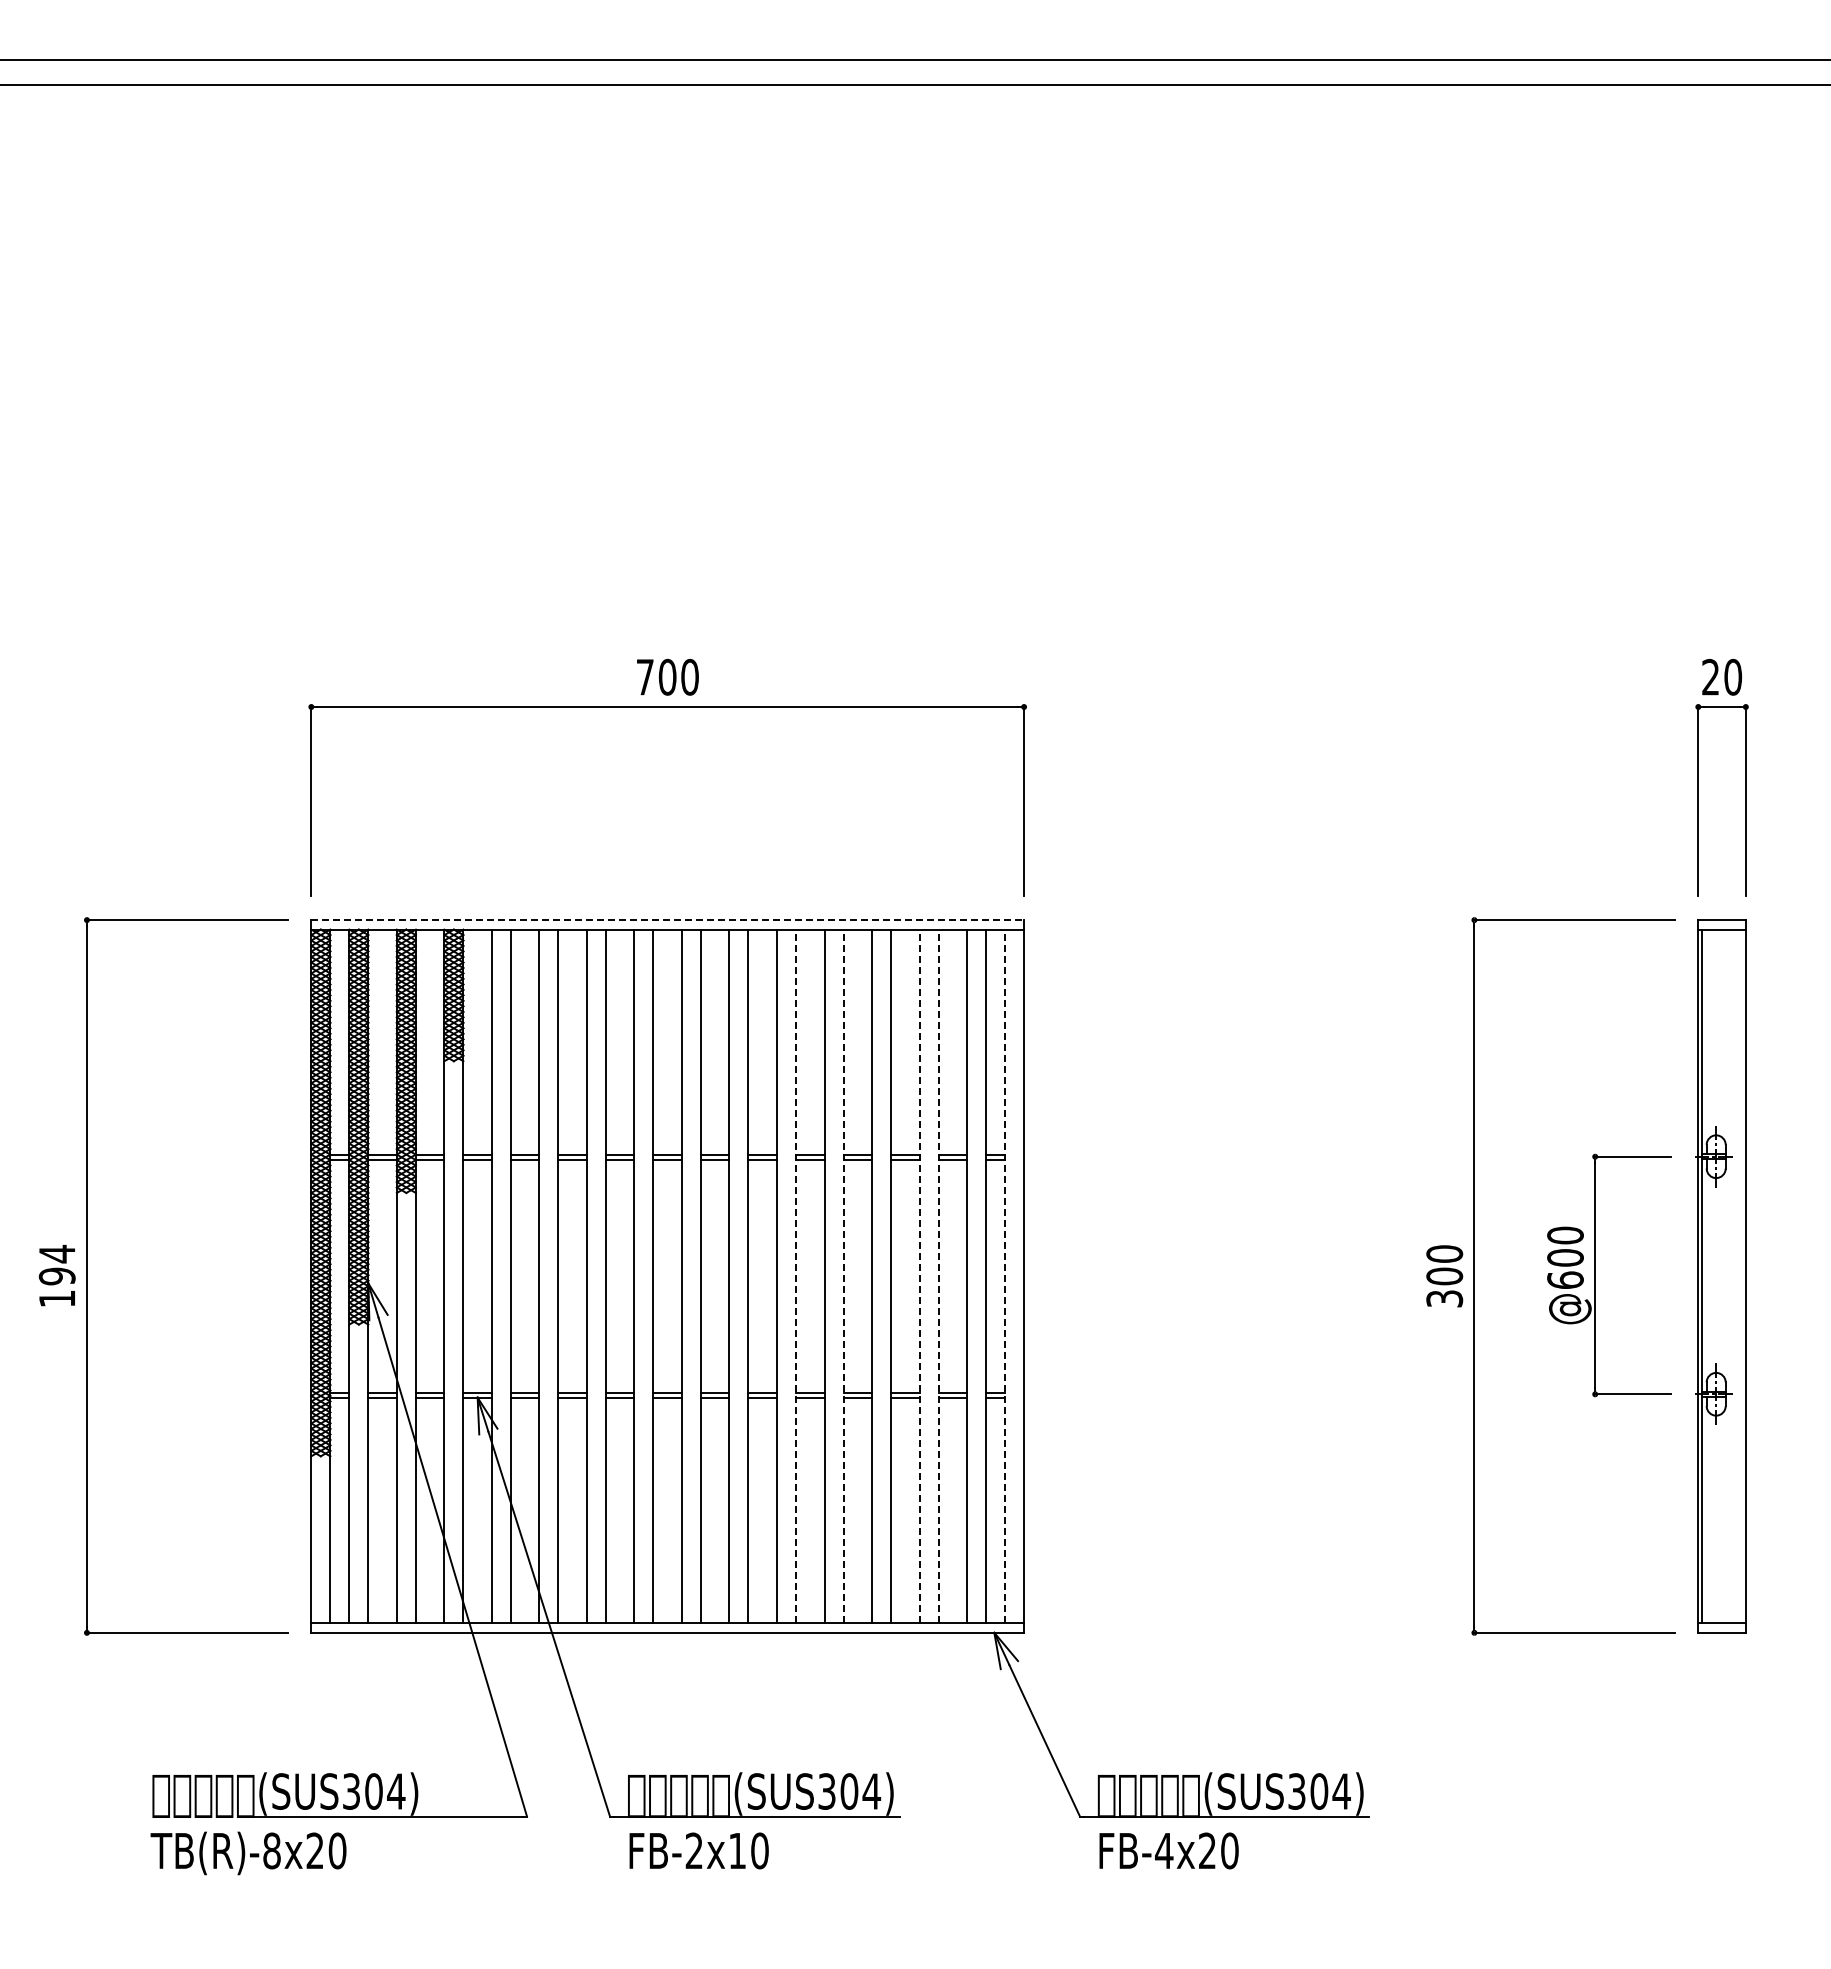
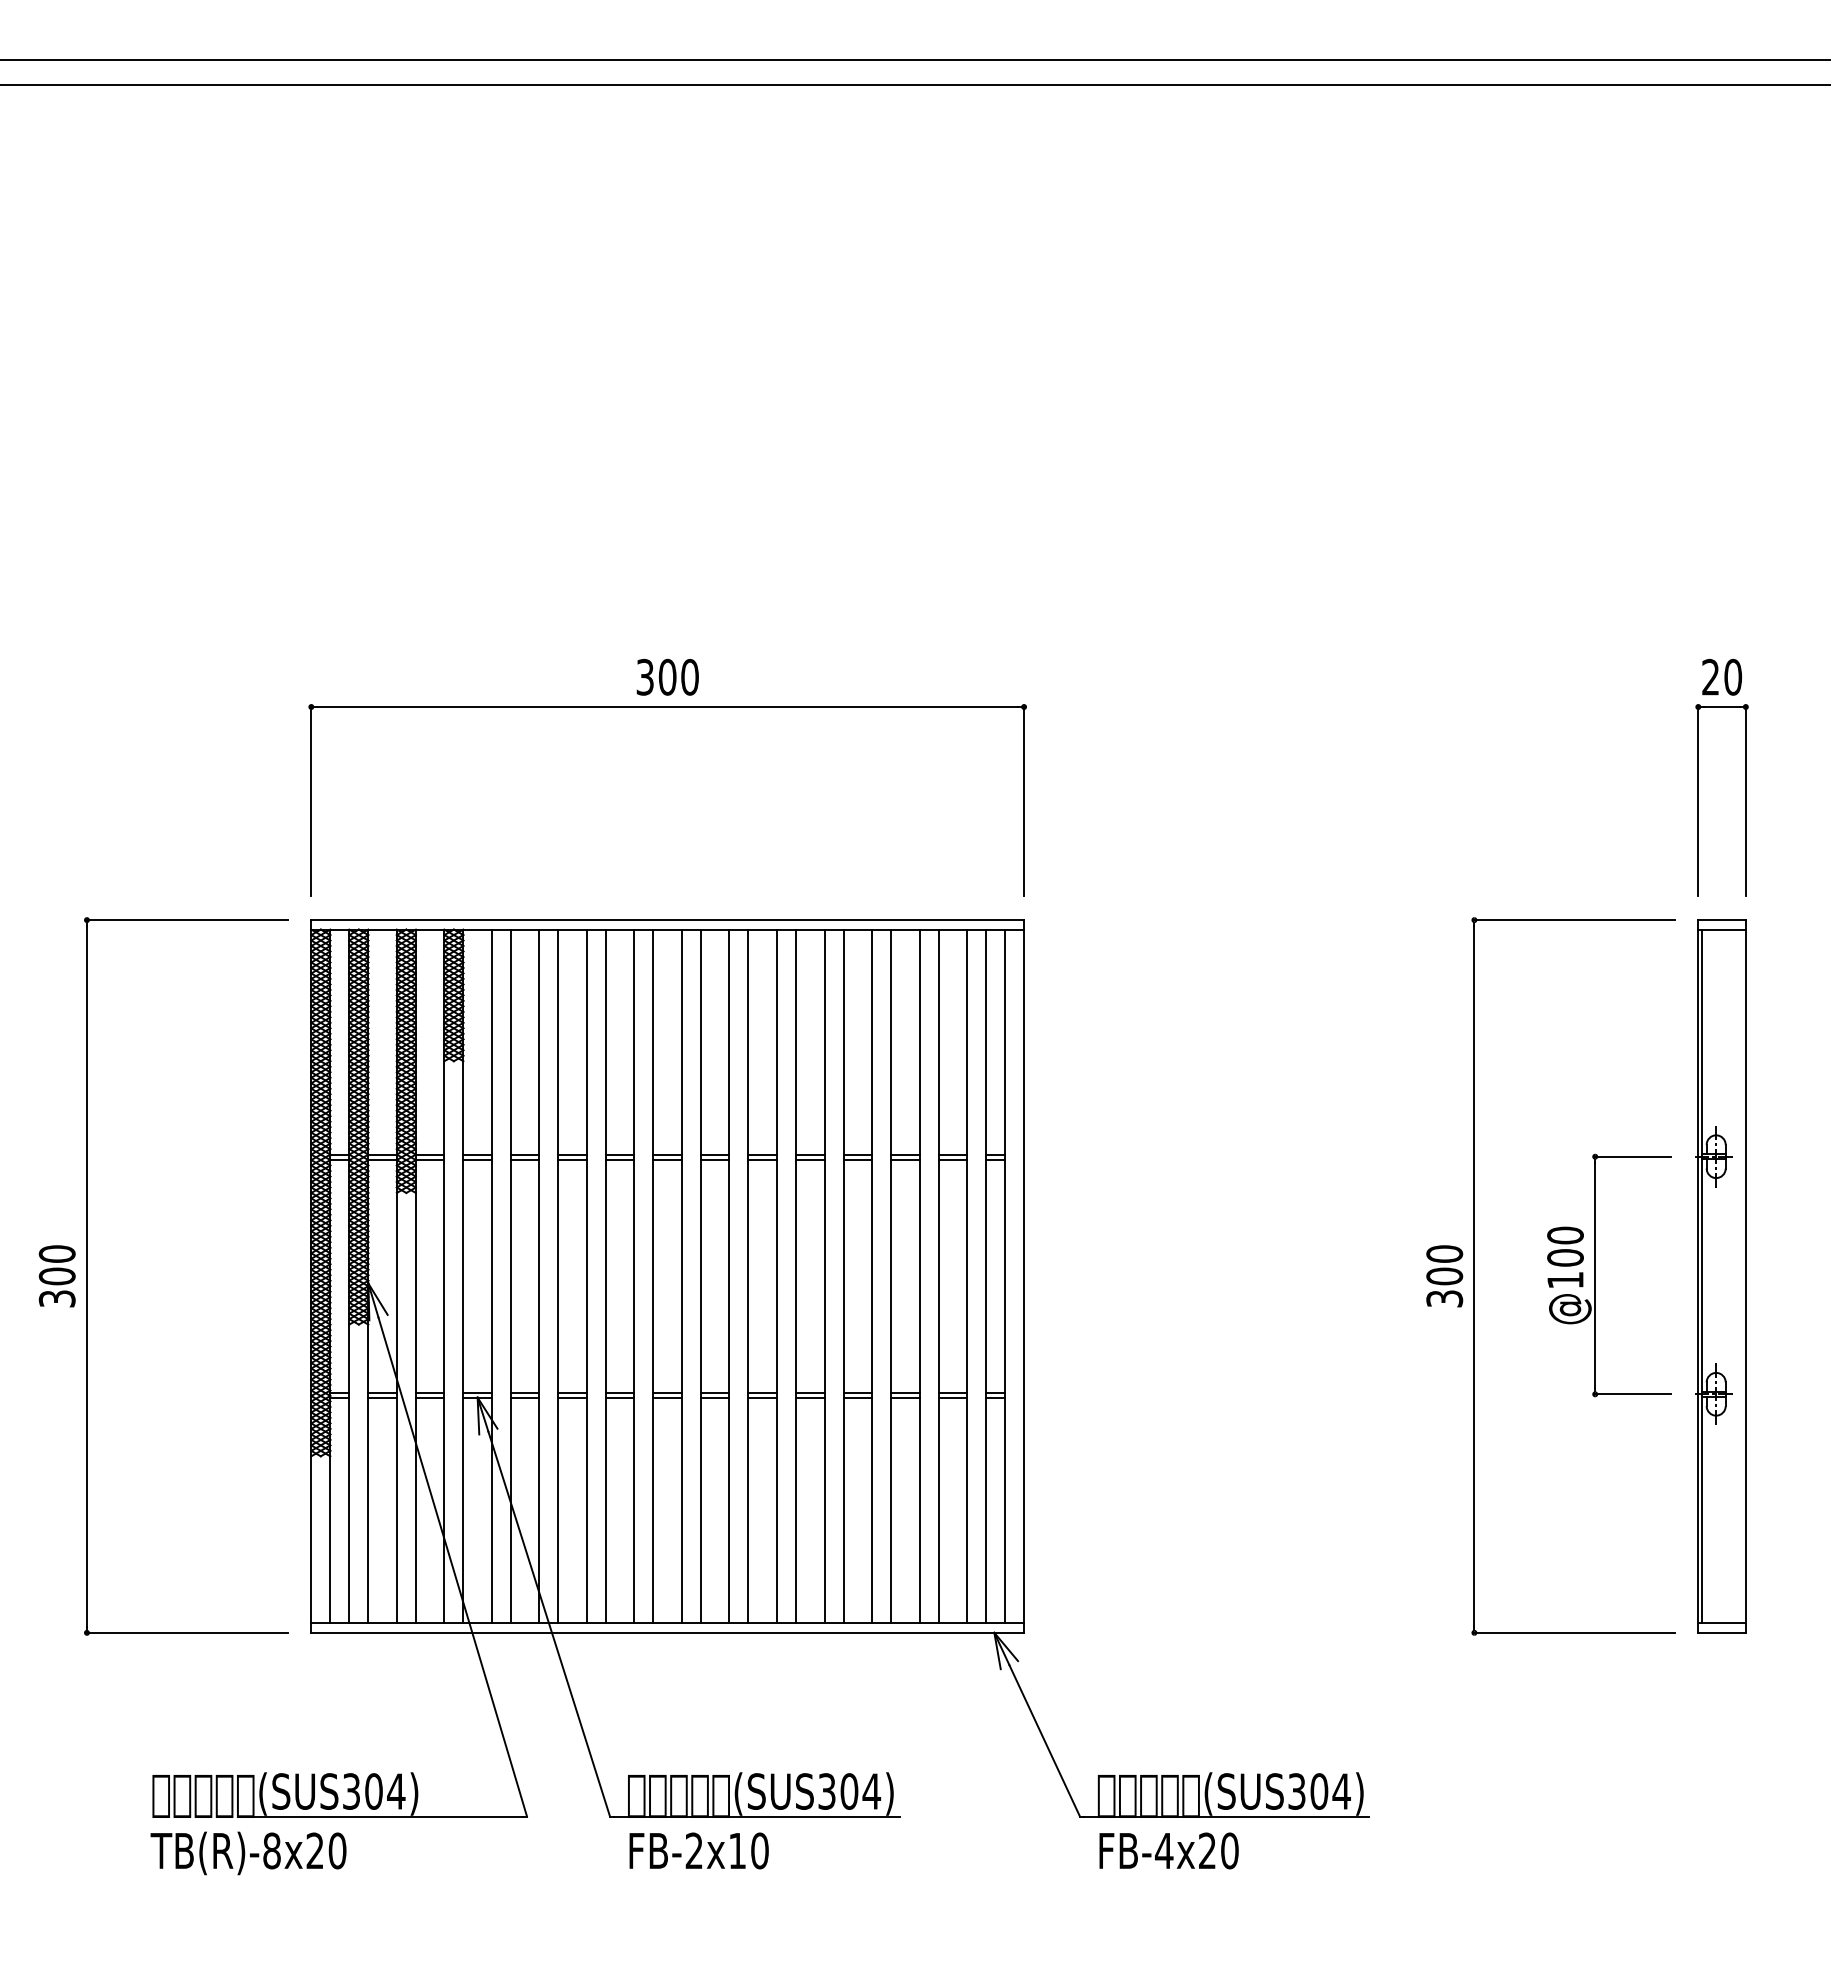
text: 700 -> 300 (644, 676)
line: dashed -> solid (668, 920)
text: 194 -> 300 (56, 1275)
line: dashed -> solid (795, 1276)
line: dashed -> solid (843, 1276)
line: dashed -> solid (919, 1276)
line: dashed -> solid (938, 1276)
line: dashed -> solid (1005, 1276)
text: @600 -> @100 (1565, 1279)
